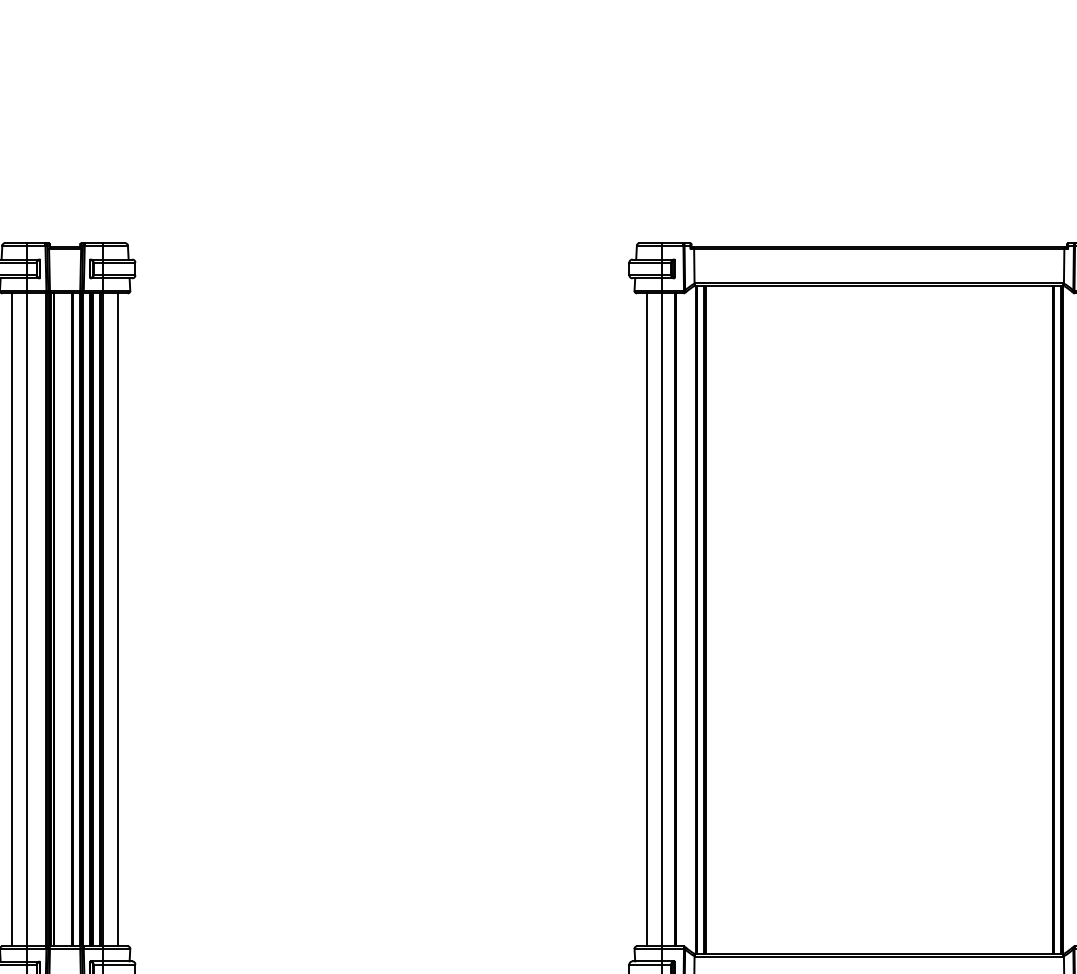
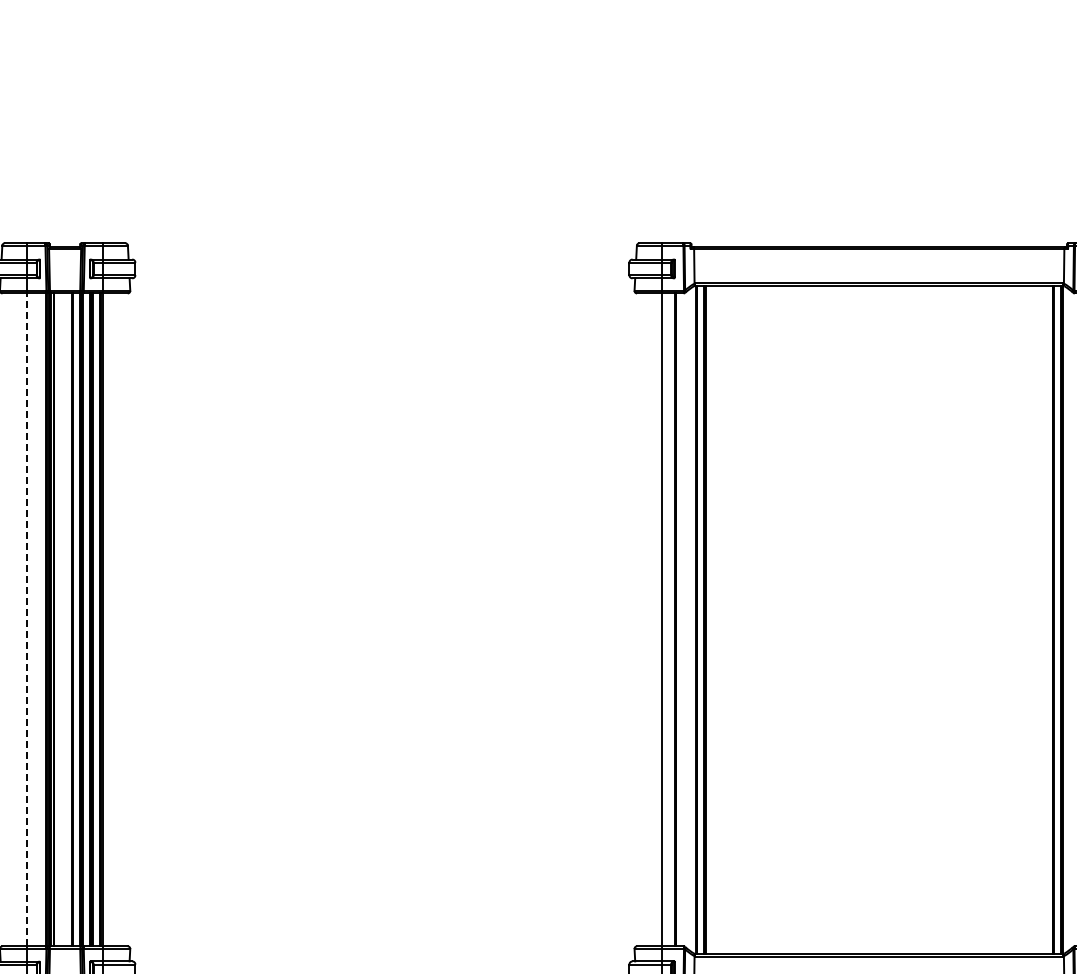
line: present -> none (12, 619)
line: solid -> dashed (27, 619)
line: present -> none (117, 619)
line: present -> none (646, 619)
